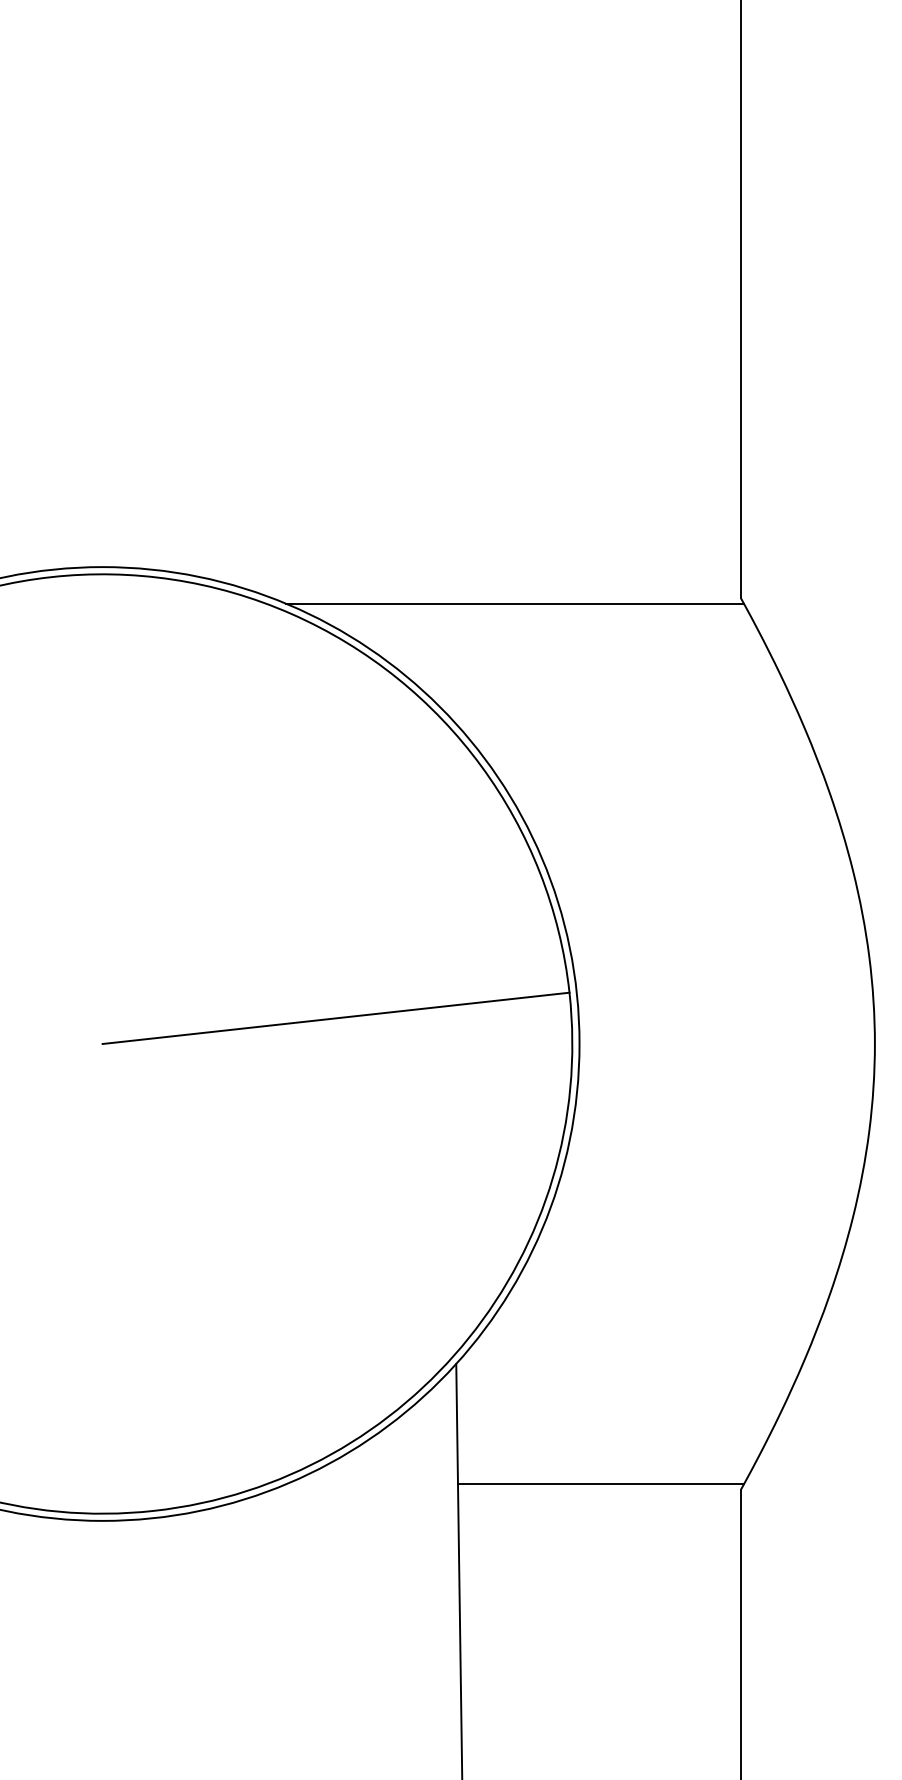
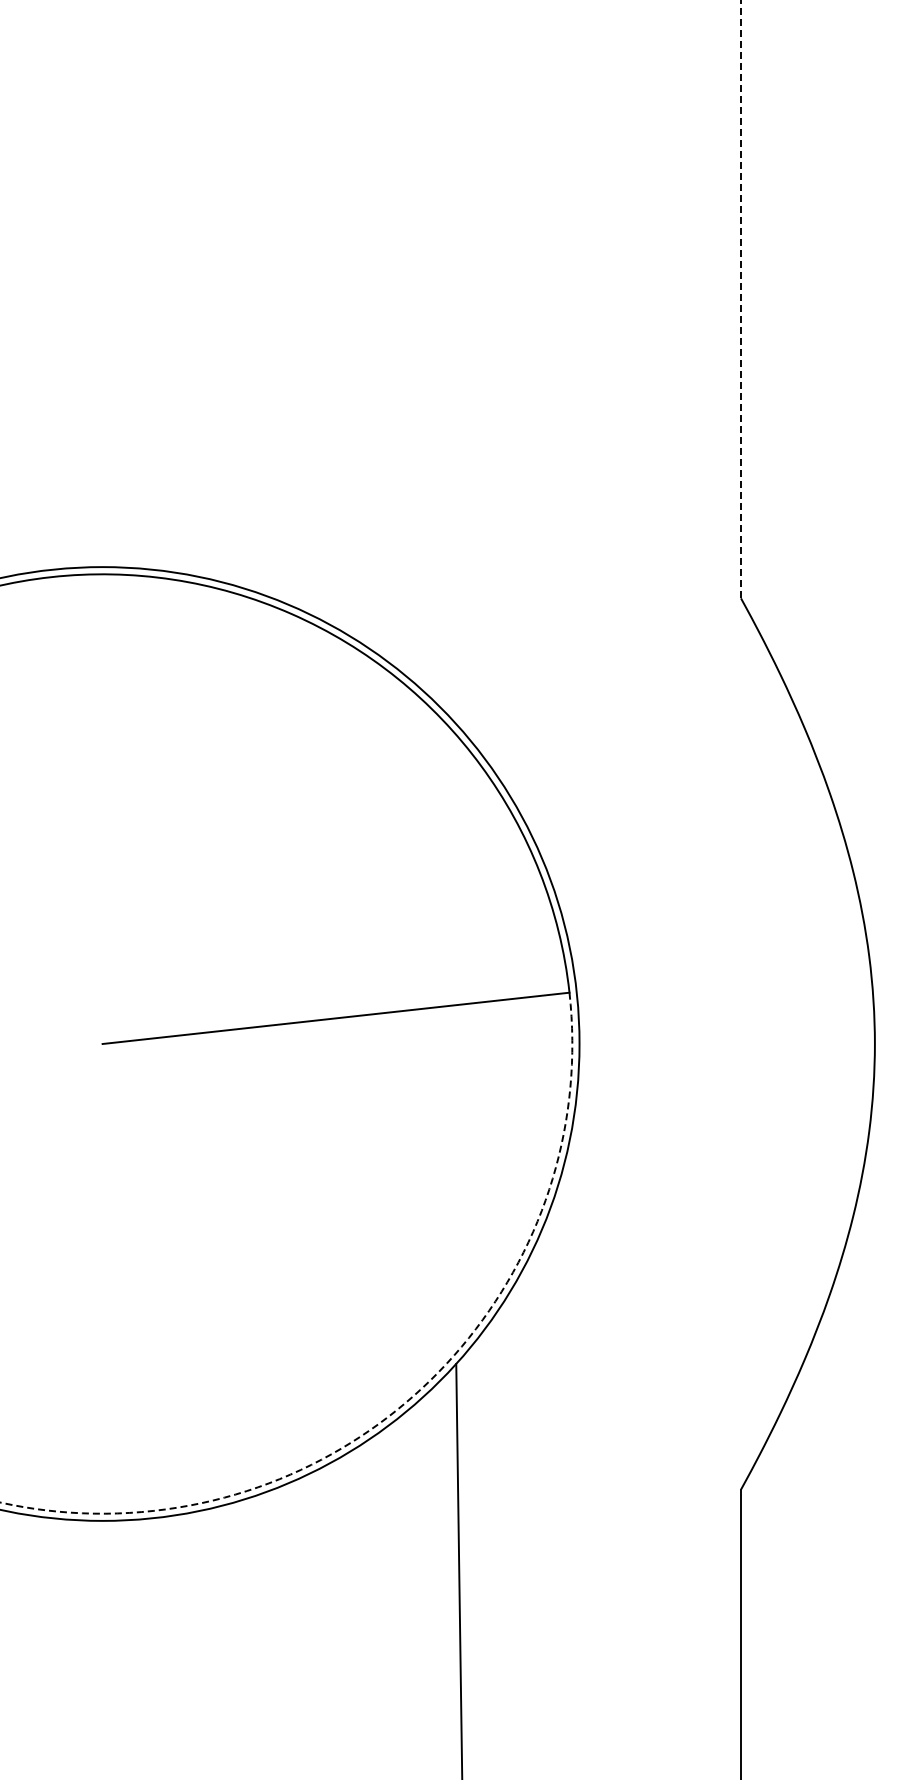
line: solid -> dashed (741, 299)
line: present -> none (514, 603)
arc: solid -> dashed (417, 1392)
line: present -> none (600, 1484)
